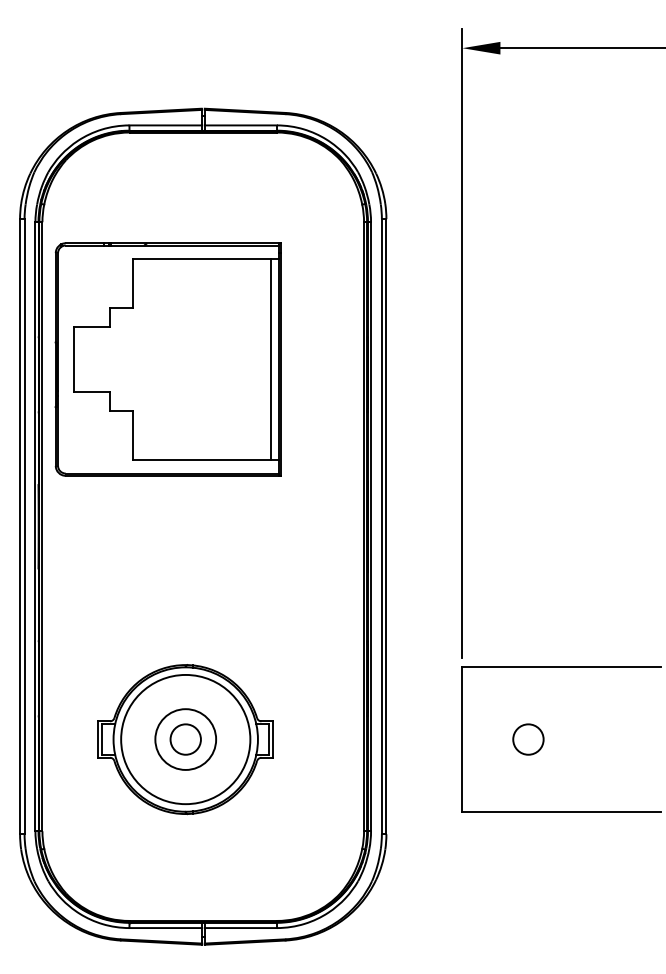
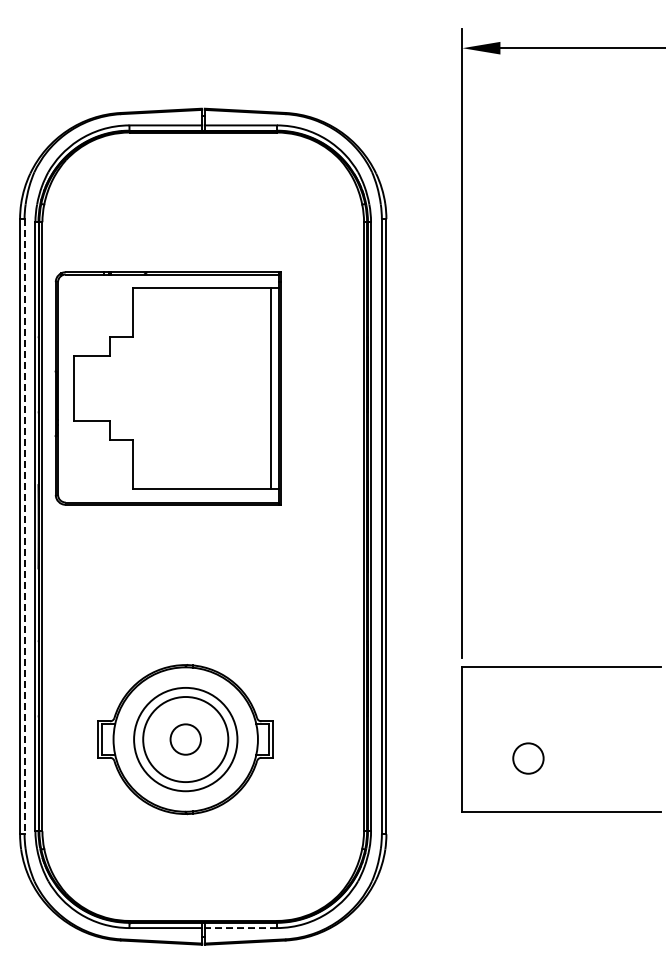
part position: (167, 359) -> (167, 388) (167, 388)
line: solid -> dashed (24, 526)
circle diameter: 129 px -> 103 px (185, 739)
circle diameter: 61 px -> 85 px (185, 739)
circle position: (528, 739) -> (528, 758) (528, 758)
line: solid -> dashed (240, 928)
